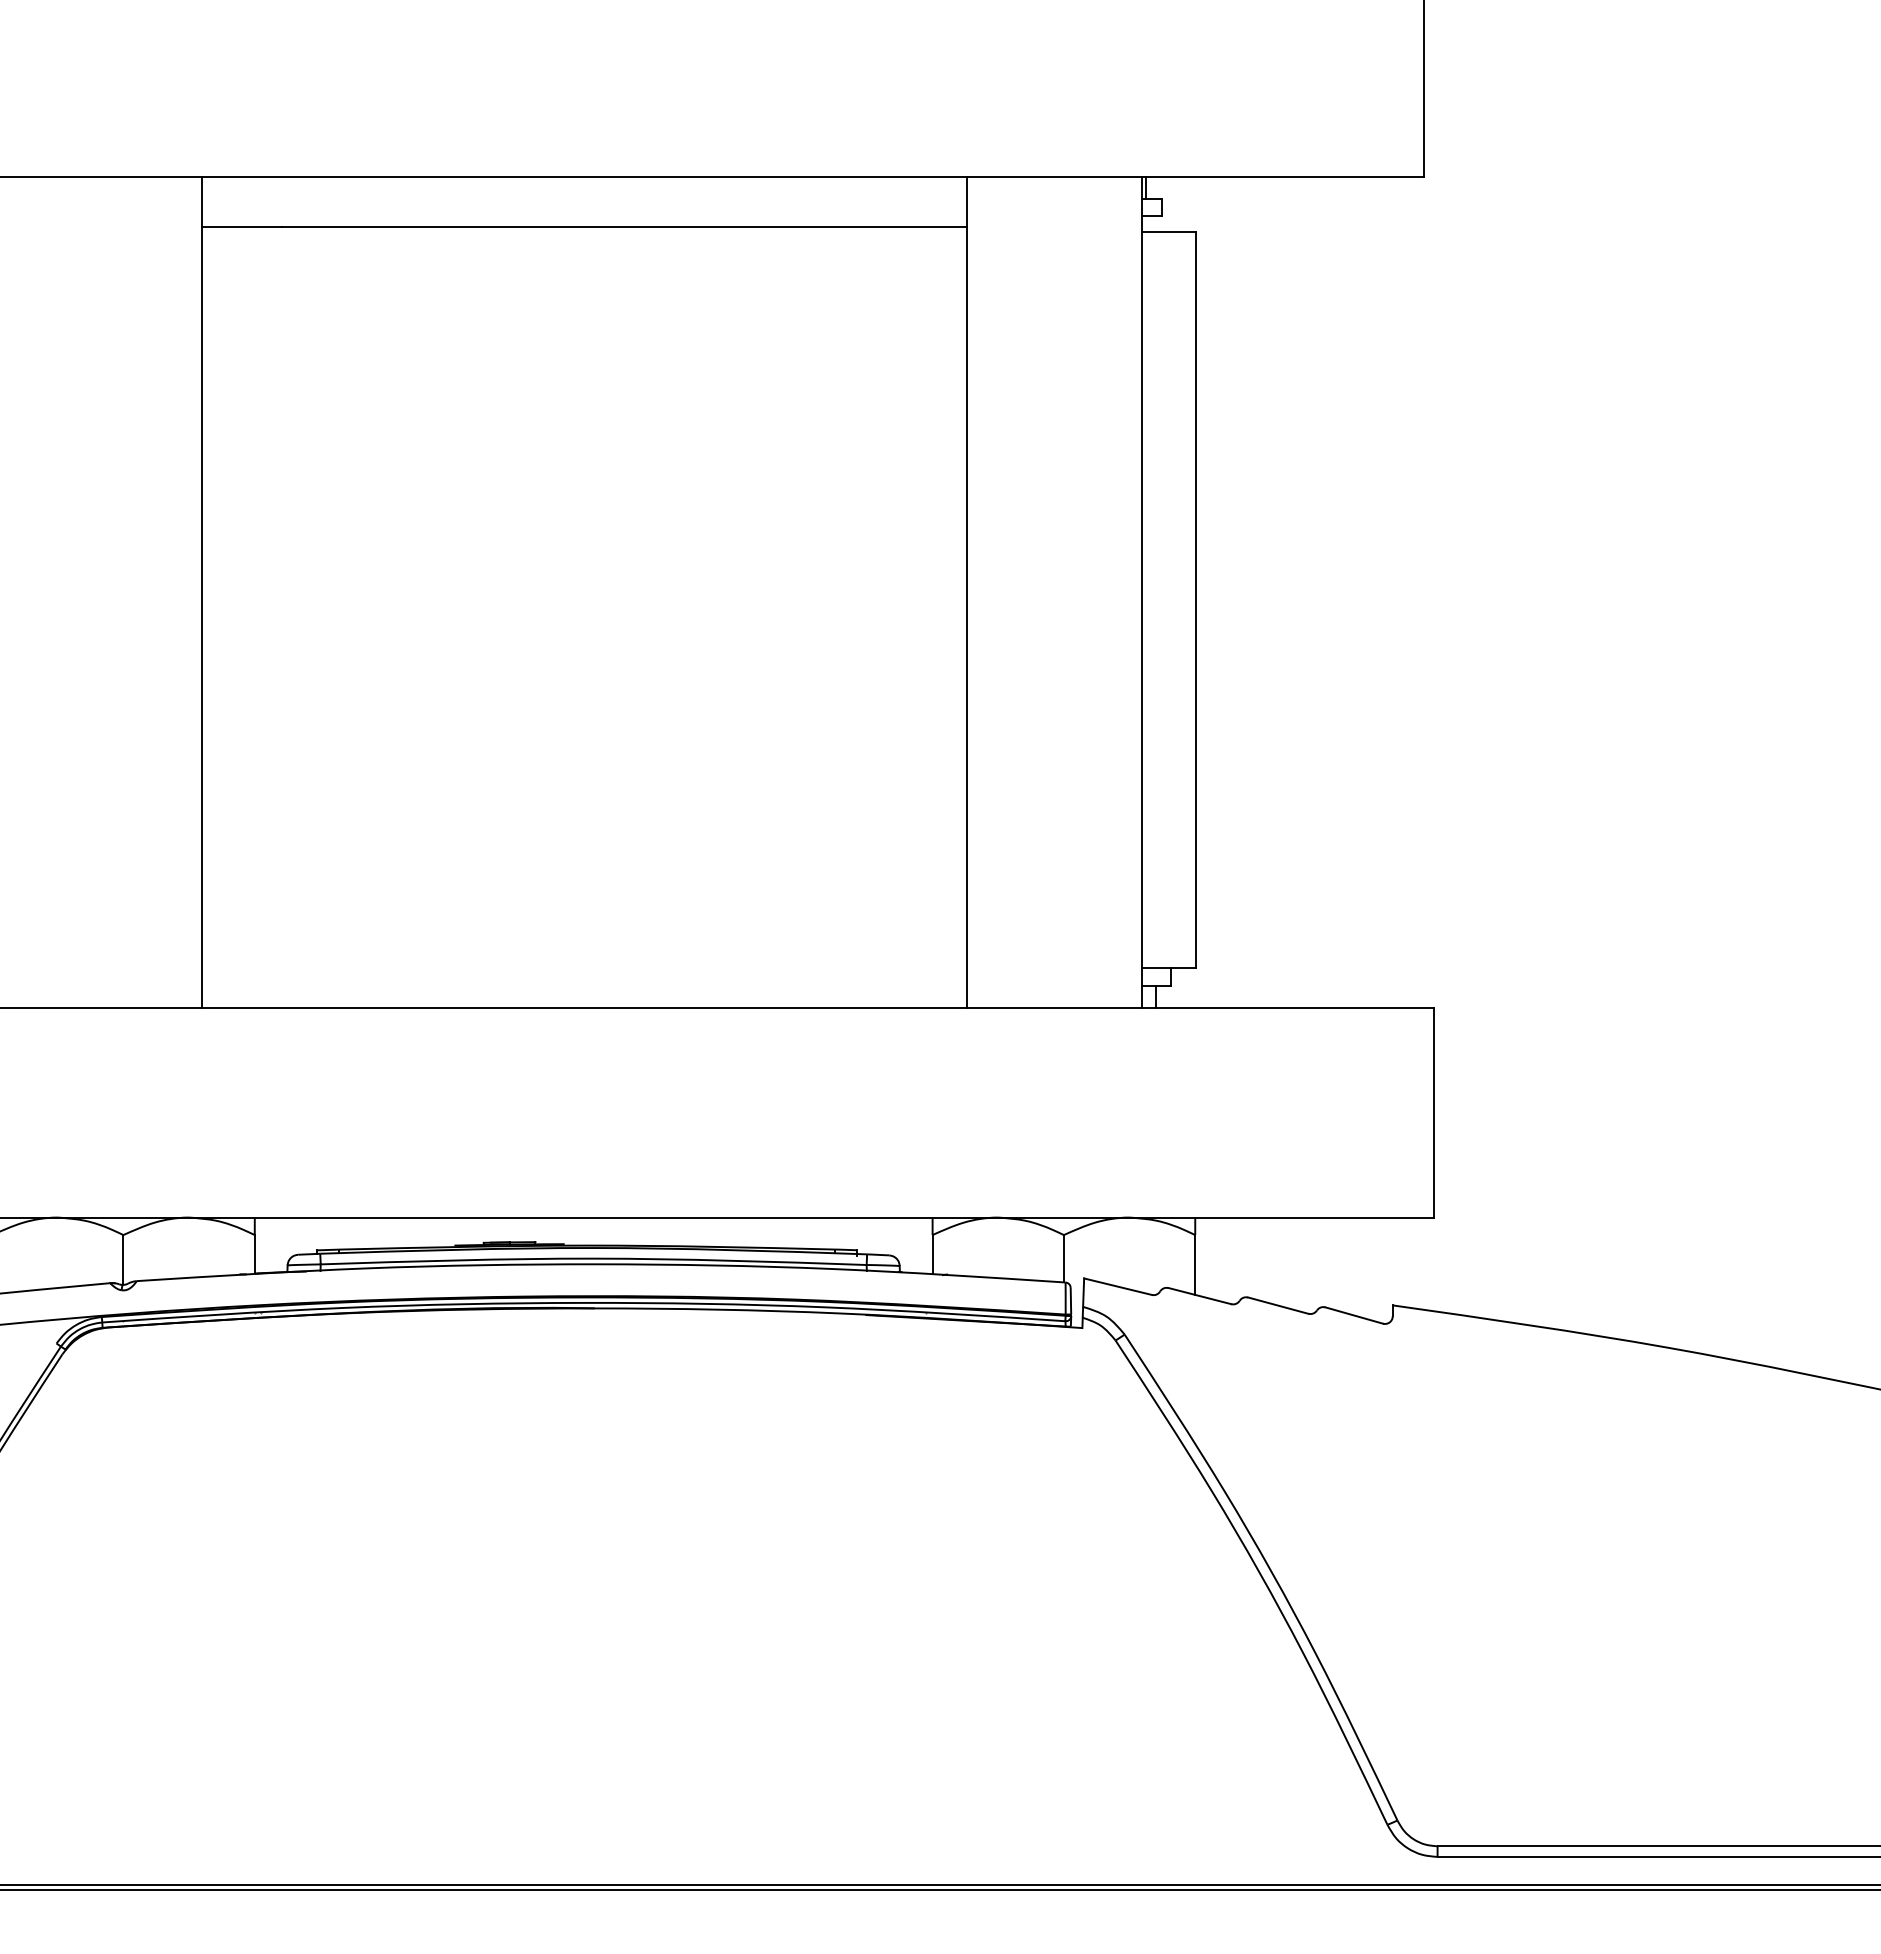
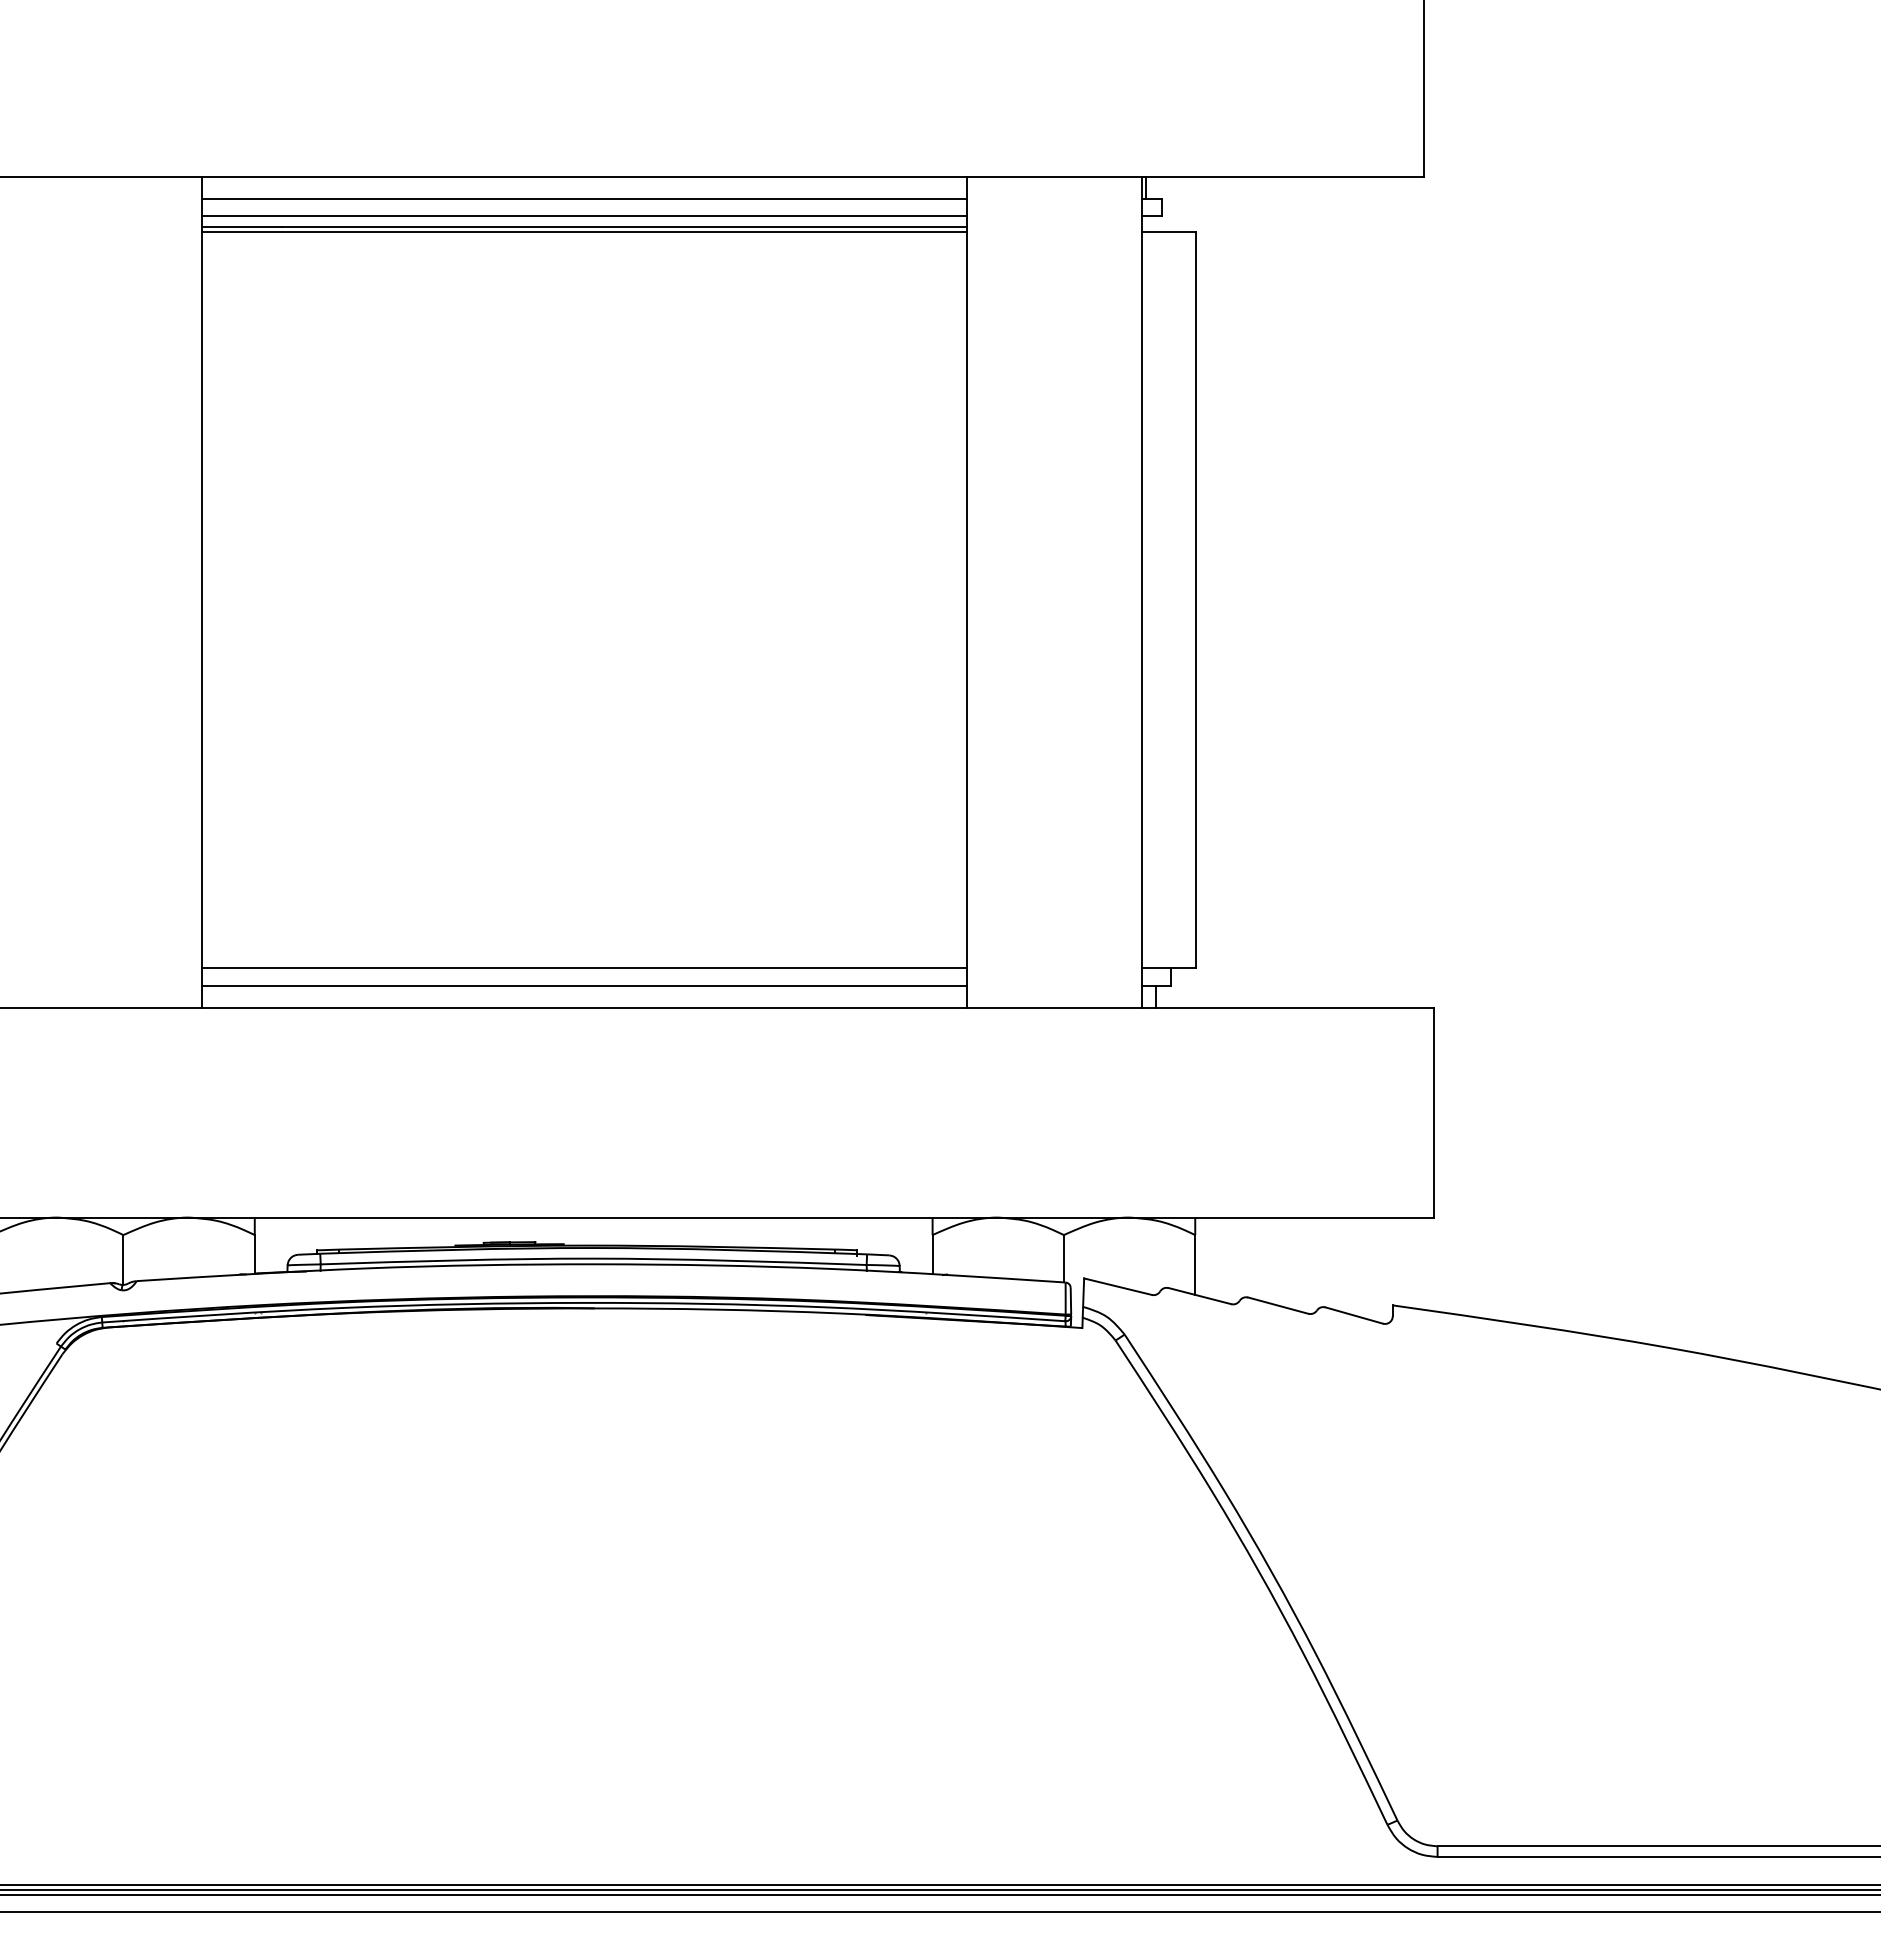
line: none -> present (583, 198)
line: none -> present (583, 216)
line: none -> present (584, 231)
line: none -> present (584, 968)
line: none -> present (583, 985)
line: none -> present (939, 1895)
line: none -> present (939, 1912)
